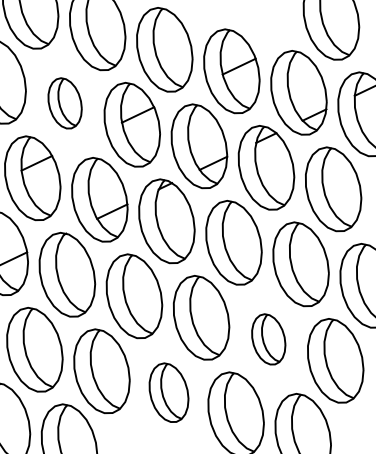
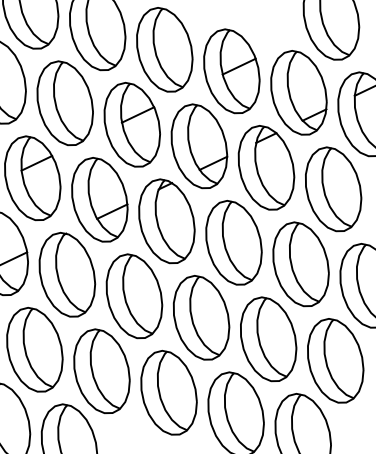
part size: 36x53 px -> 58x87 px (64, 103)
part size: 36x53 px -> 58x87 px (268, 339)
part size: 42x61 px -> 58x87 px (168, 392)
